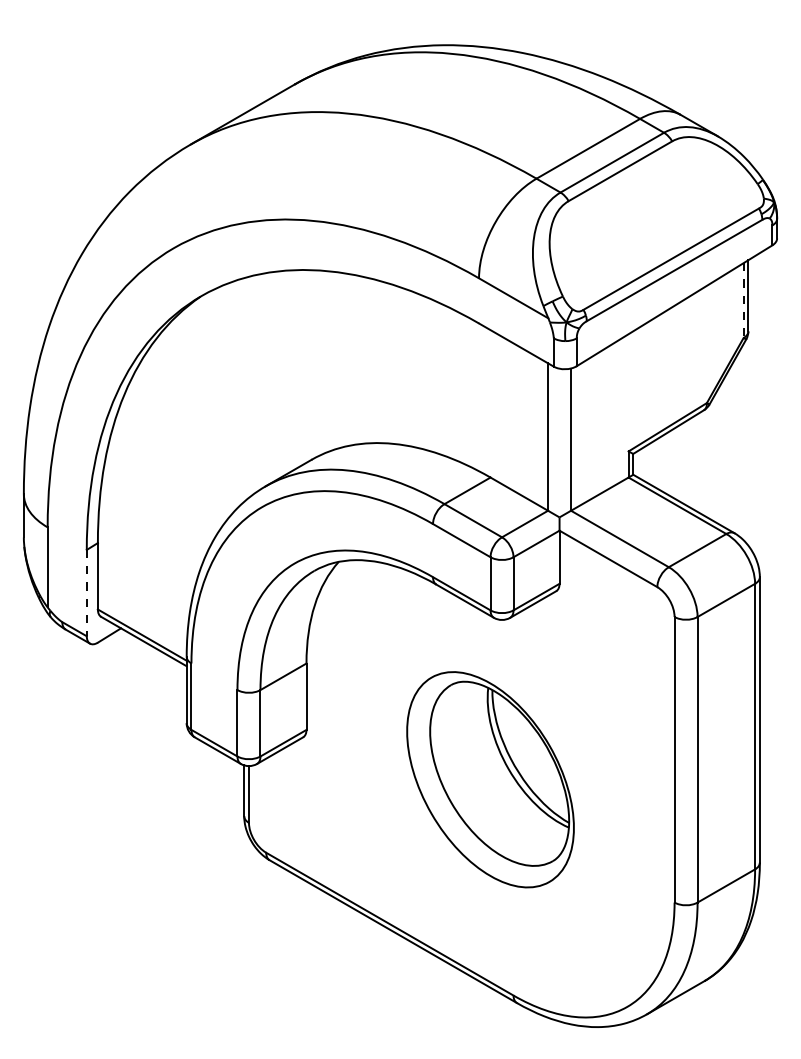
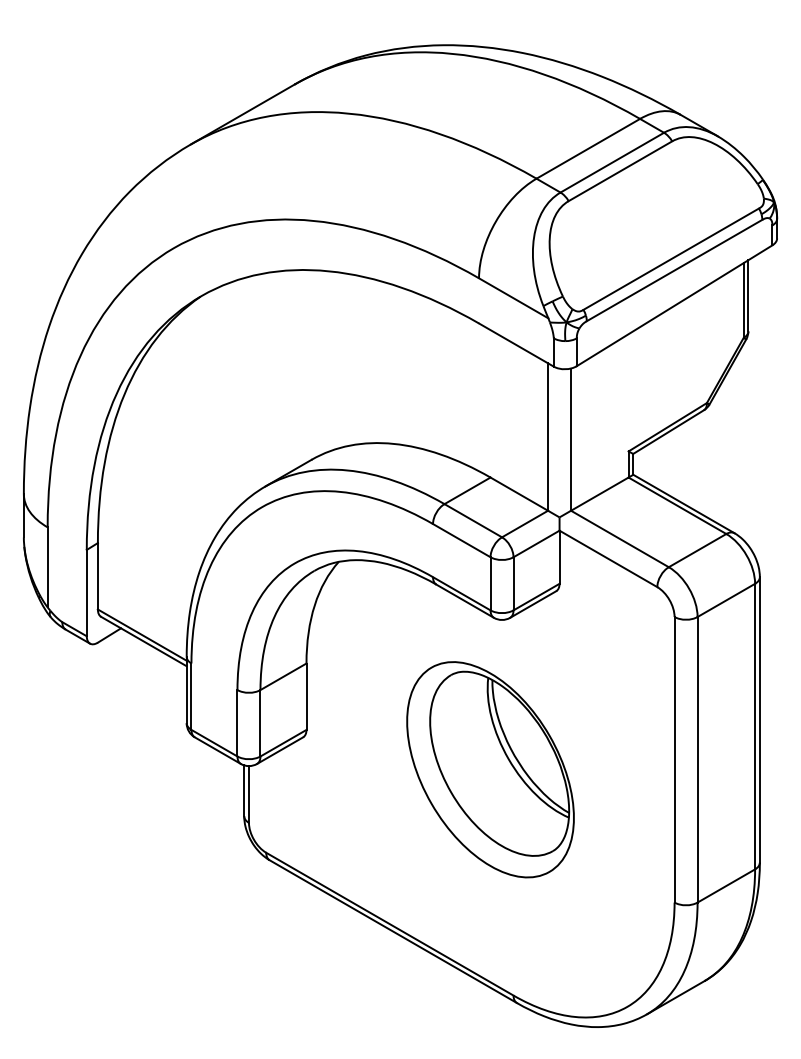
line: dashed -> solid (743, 301)
line: dashed -> solid (86, 593)
part position: (490, 779) -> (490, 769) (490, 769)
